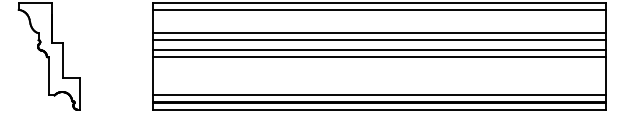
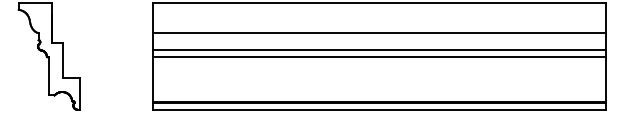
line: present -> none (379, 9)
line: present -> none (379, 40)
line: present -> none (379, 95)
